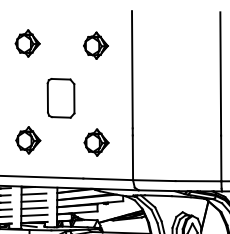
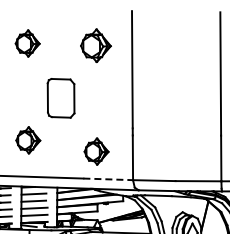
part size: 26x29 px -> 32x36 px (95, 45)
part position: (96, 142) -> (96, 151) (96, 151)
line: solid -> dashed (108, 179)
